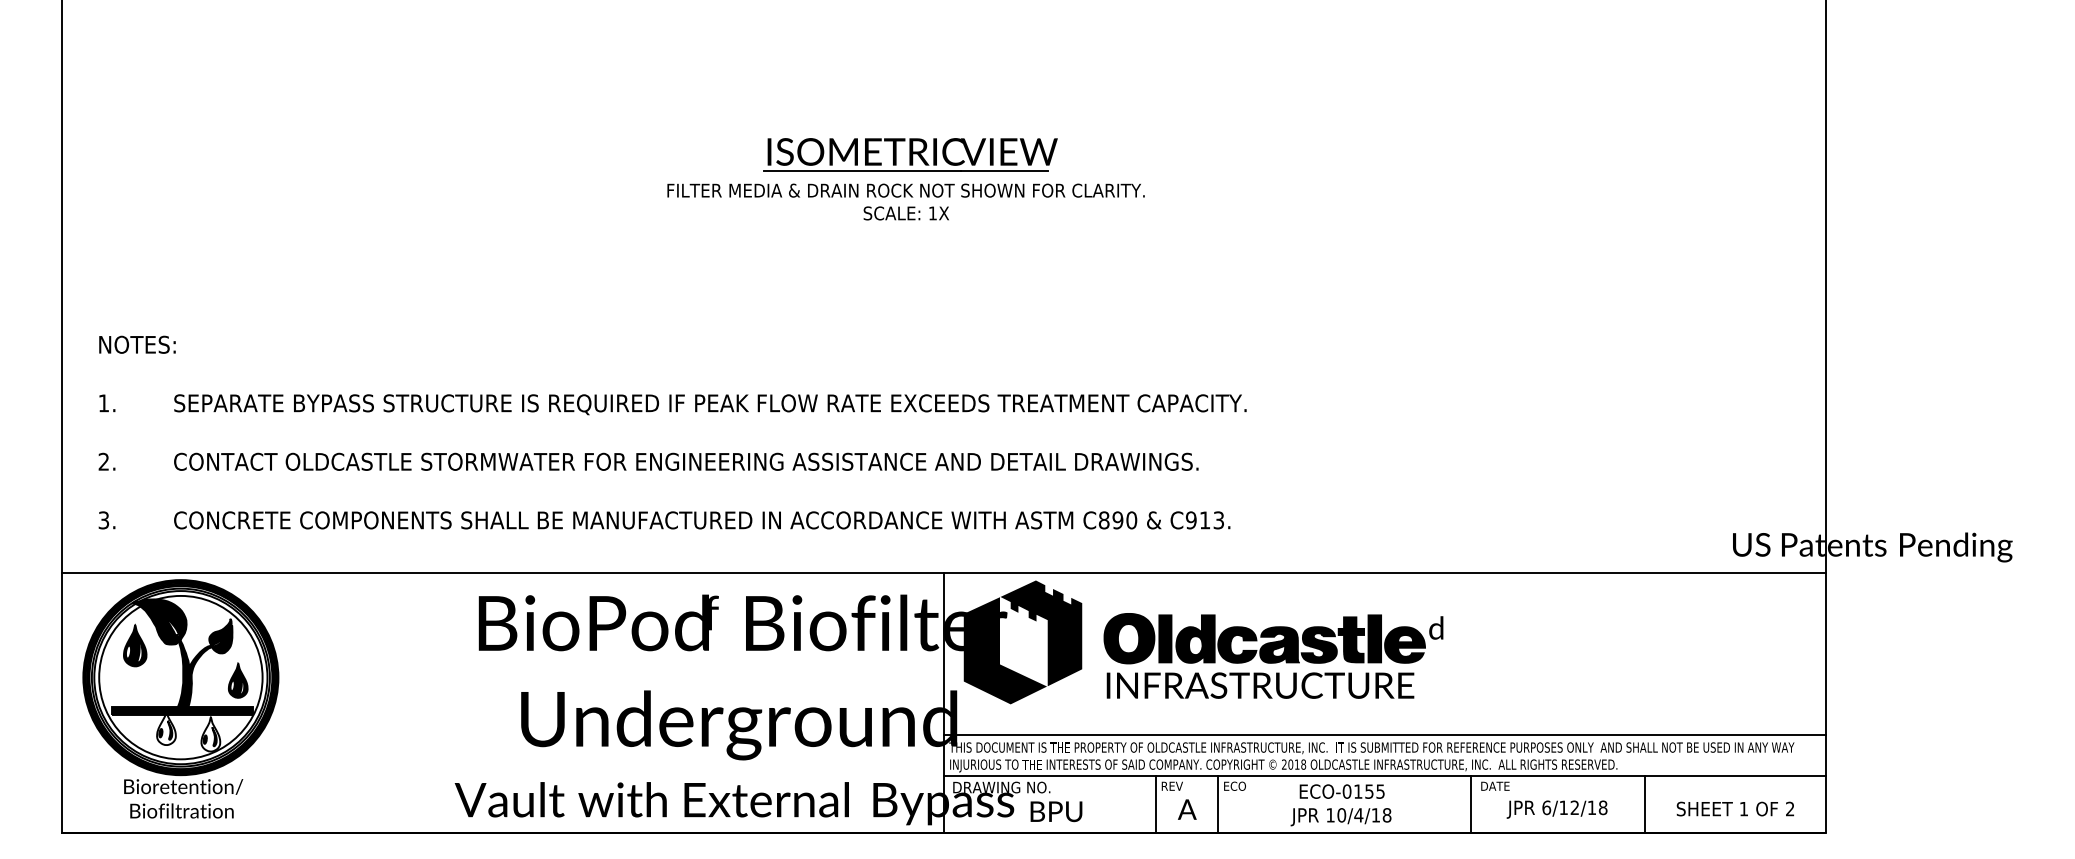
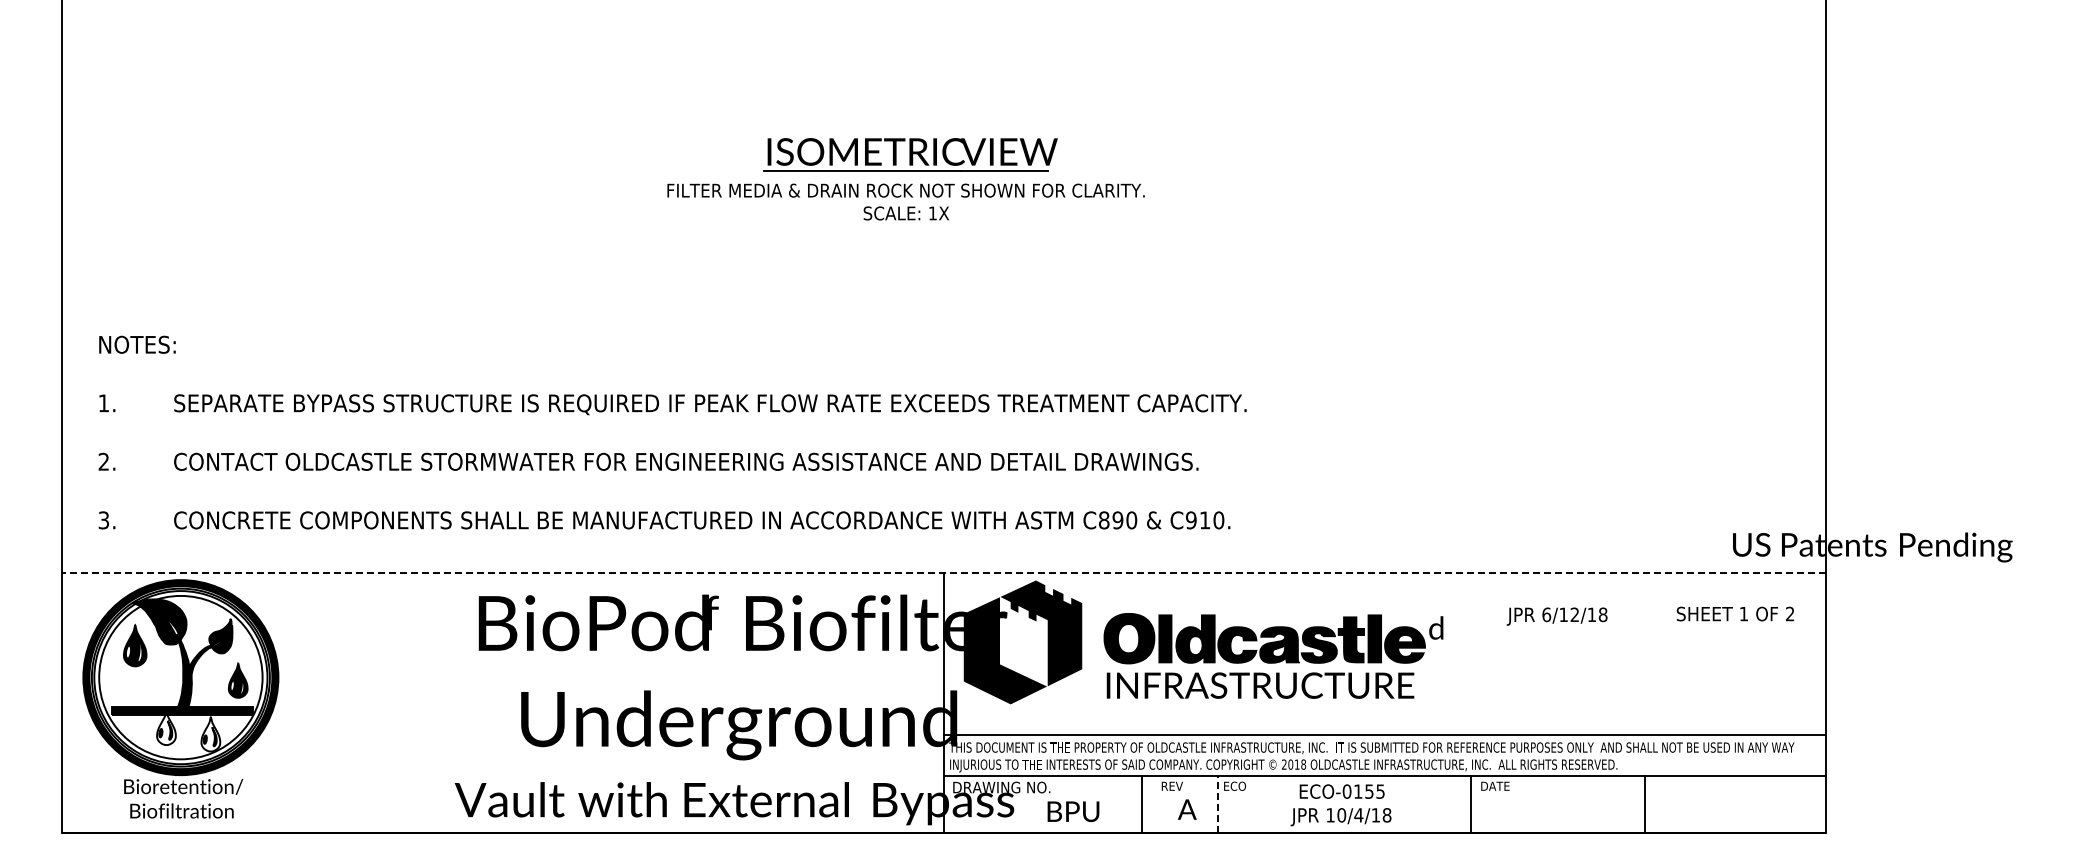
text: C913. -> C910. (1218, 520)
line: solid -> dashed (944, 572)
line position: (1155, 804) -> (1141, 804) (1141, 804)
line: solid -> dashed (1217, 804)
text position: (1734, 808) -> (1734, 613) (1734, 613)
text position: (1556, 809) -> (1556, 616) (1556, 616)
text position: (1056, 811) -> (1073, 811) (1073, 811)
